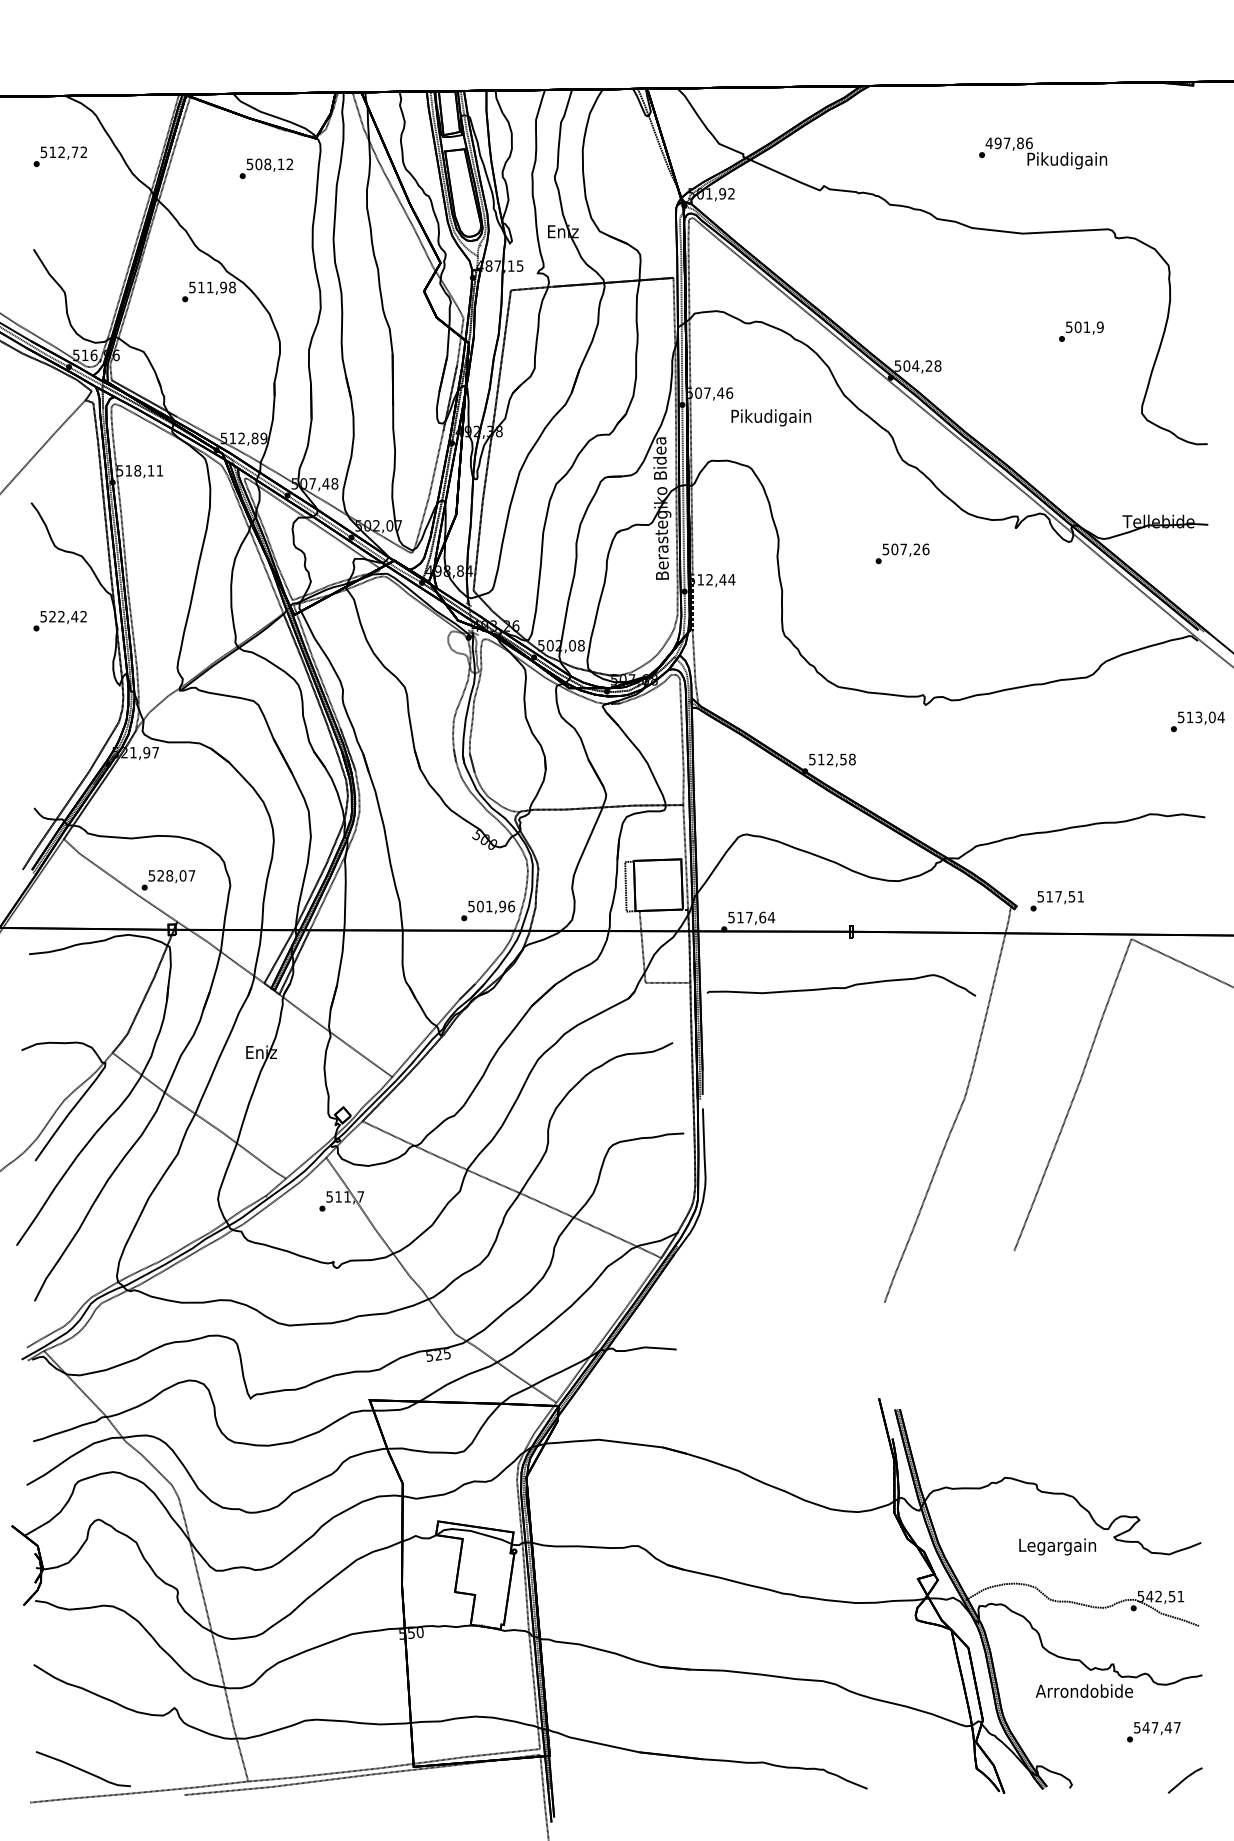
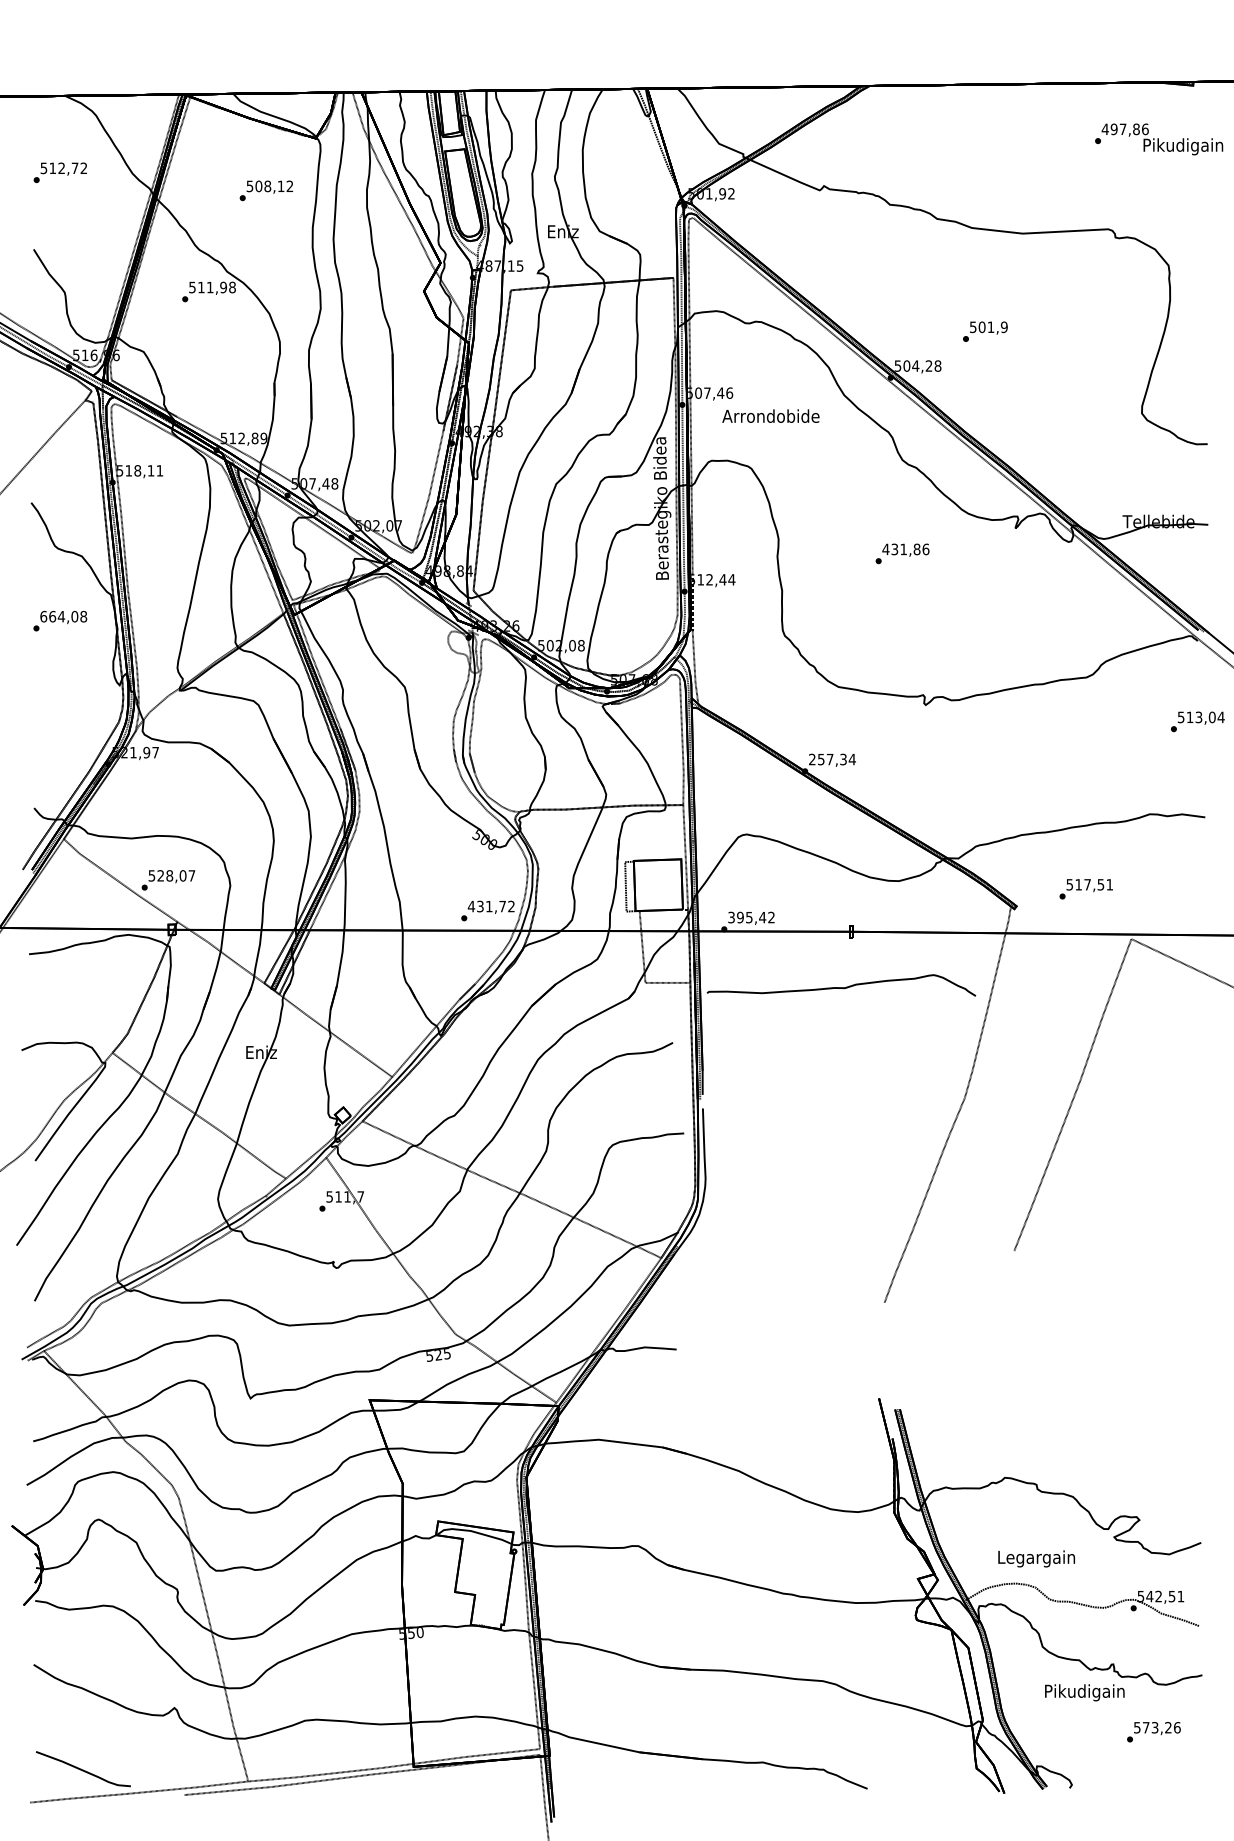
text position: (1043, 153) -> (1159, 139) (1159, 139)
text position: (59, 156) -> (59, 172) (59, 172)
text position: (265, 168) -> (265, 190) (265, 190)
text position: (1081, 331) -> (985, 331) (985, 331)
text: Pikudigain -> Arrondobide (770, 417)
text: 507,26 -> 431,86 (901, 549)
text: 522,42 -> 664,08 (63, 616)
text: 512,58 -> 257,34 (832, 759)
text position: (1056, 901) -> (1085, 889) (1085, 889)
text: 501,96 -> 431,72 (491, 906)
text: 517,64 -> 395,42 (751, 917)
text position: (1057, 1546) -> (1036, 1558) (1036, 1558)
text: Arrondobide -> Pikudigain (1084, 1692)
text: 547,47 -> 573,26 (1161, 1727)
line: present -> none (1184, 1780)
